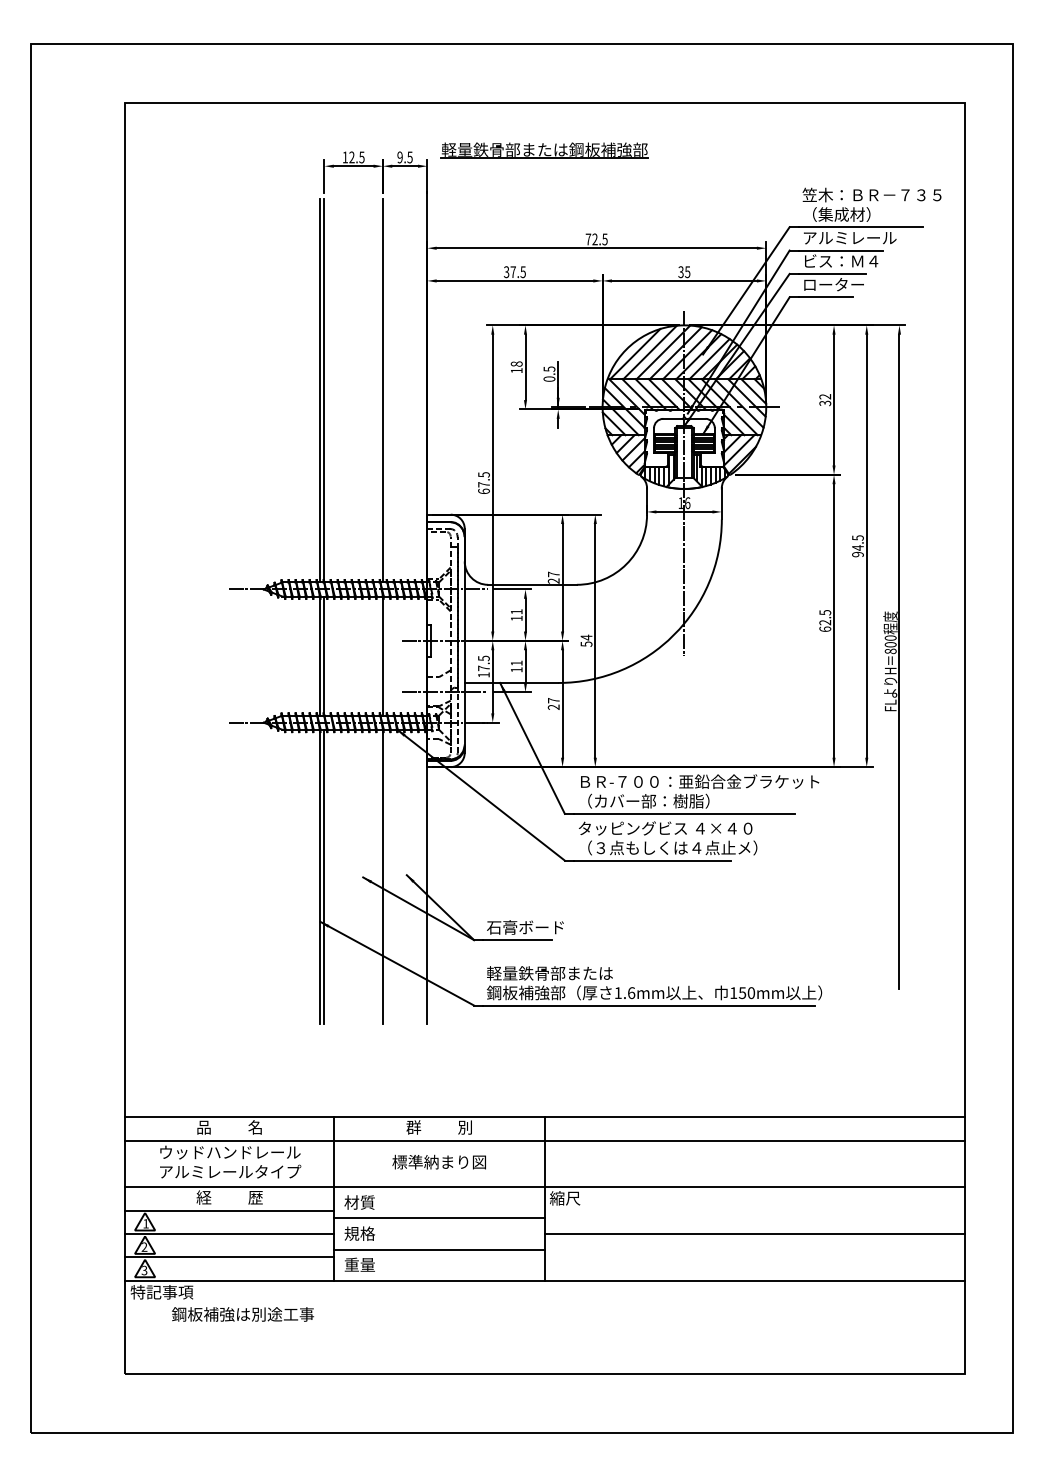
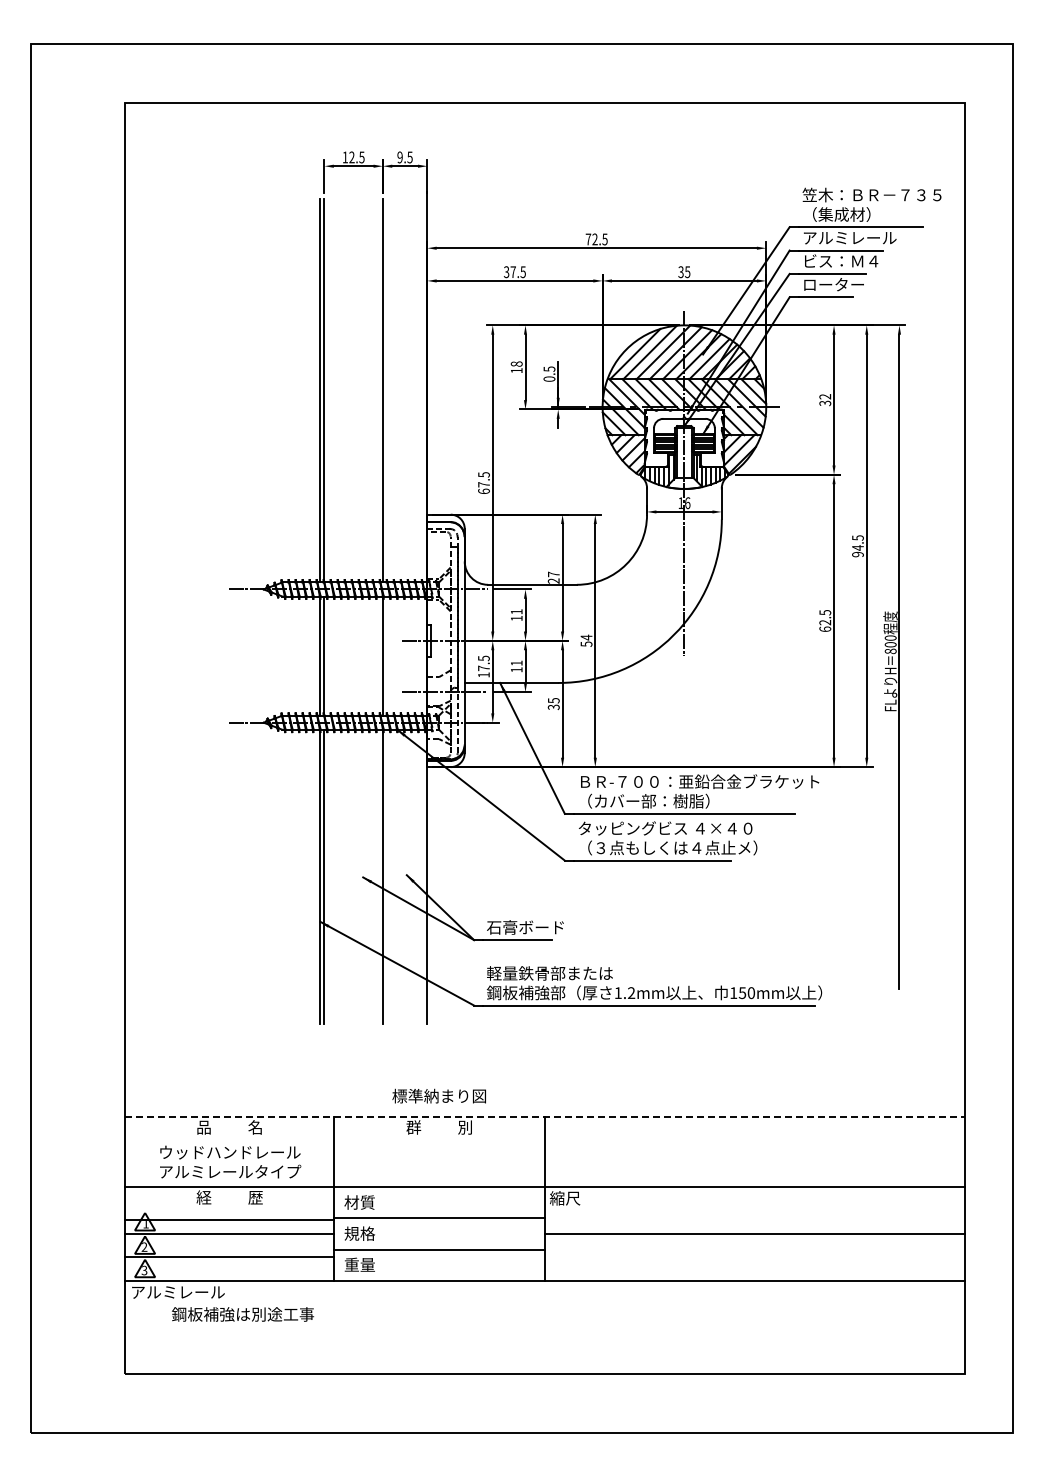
part: present -> none (544, 150)
text: 27 -> 35 (553, 703)
text: 1.6mm -> 1.2mm (631, 993)
line: solid -> dashed (545, 1117)
line: present -> none (544, 1140)
text position: (438, 1161) -> (438, 1095) (438, 1095)
line position: (229, 1210) -> (229, 1219) (229, 1219)
text: 特記事項 -> アルミレール (177, 1292)
